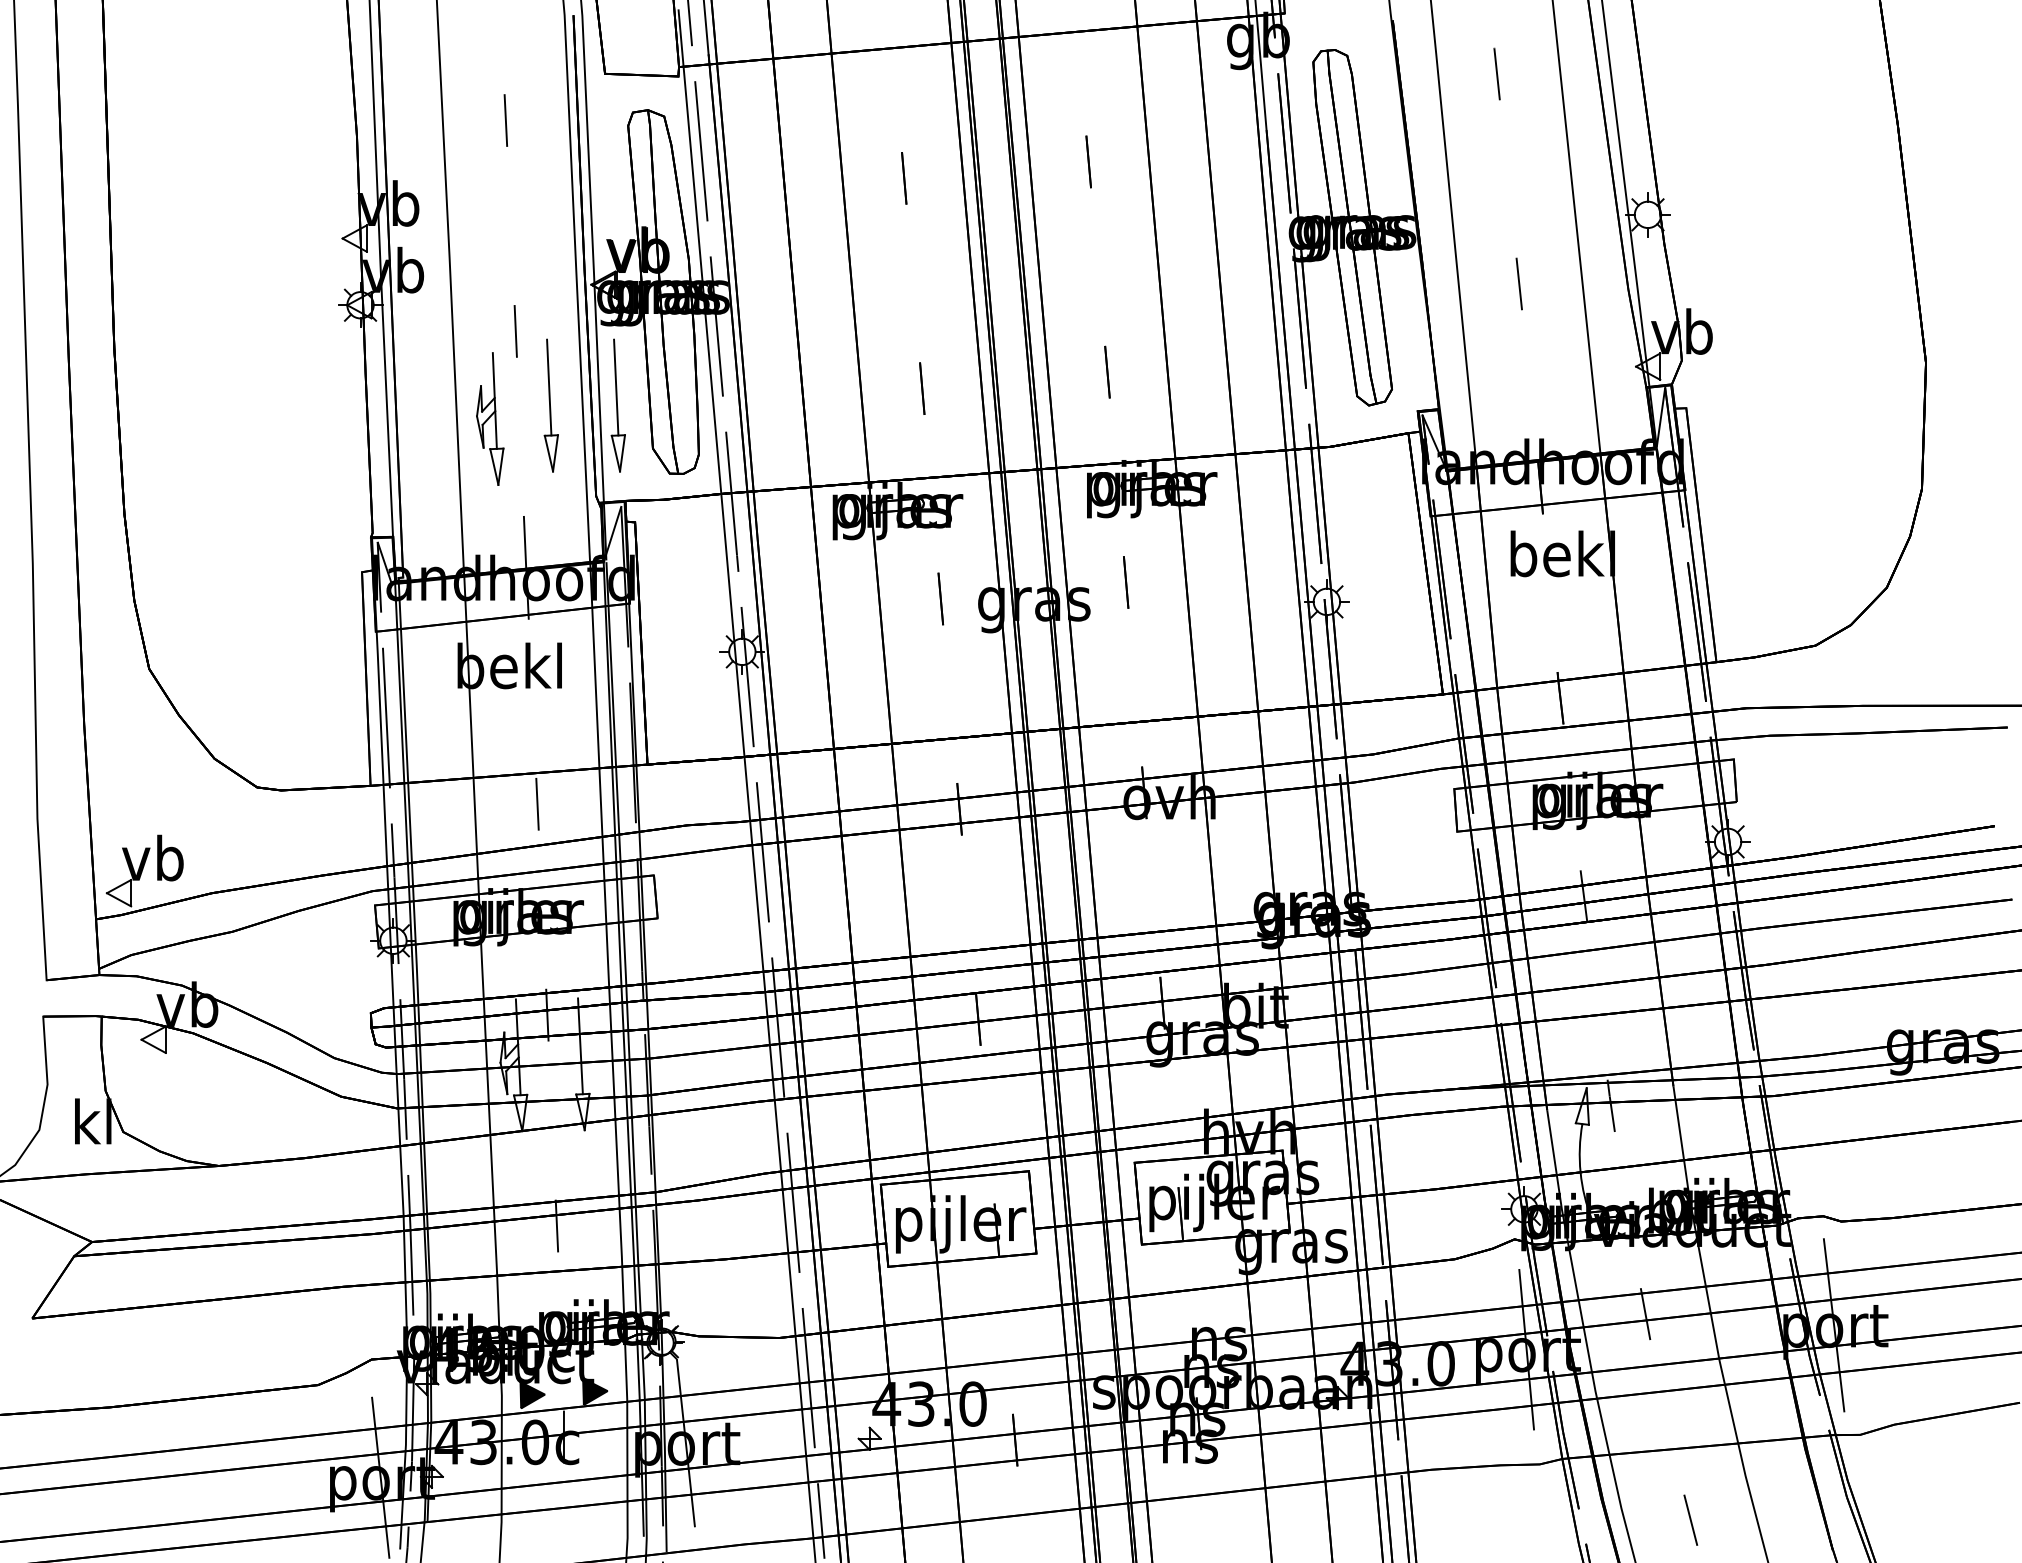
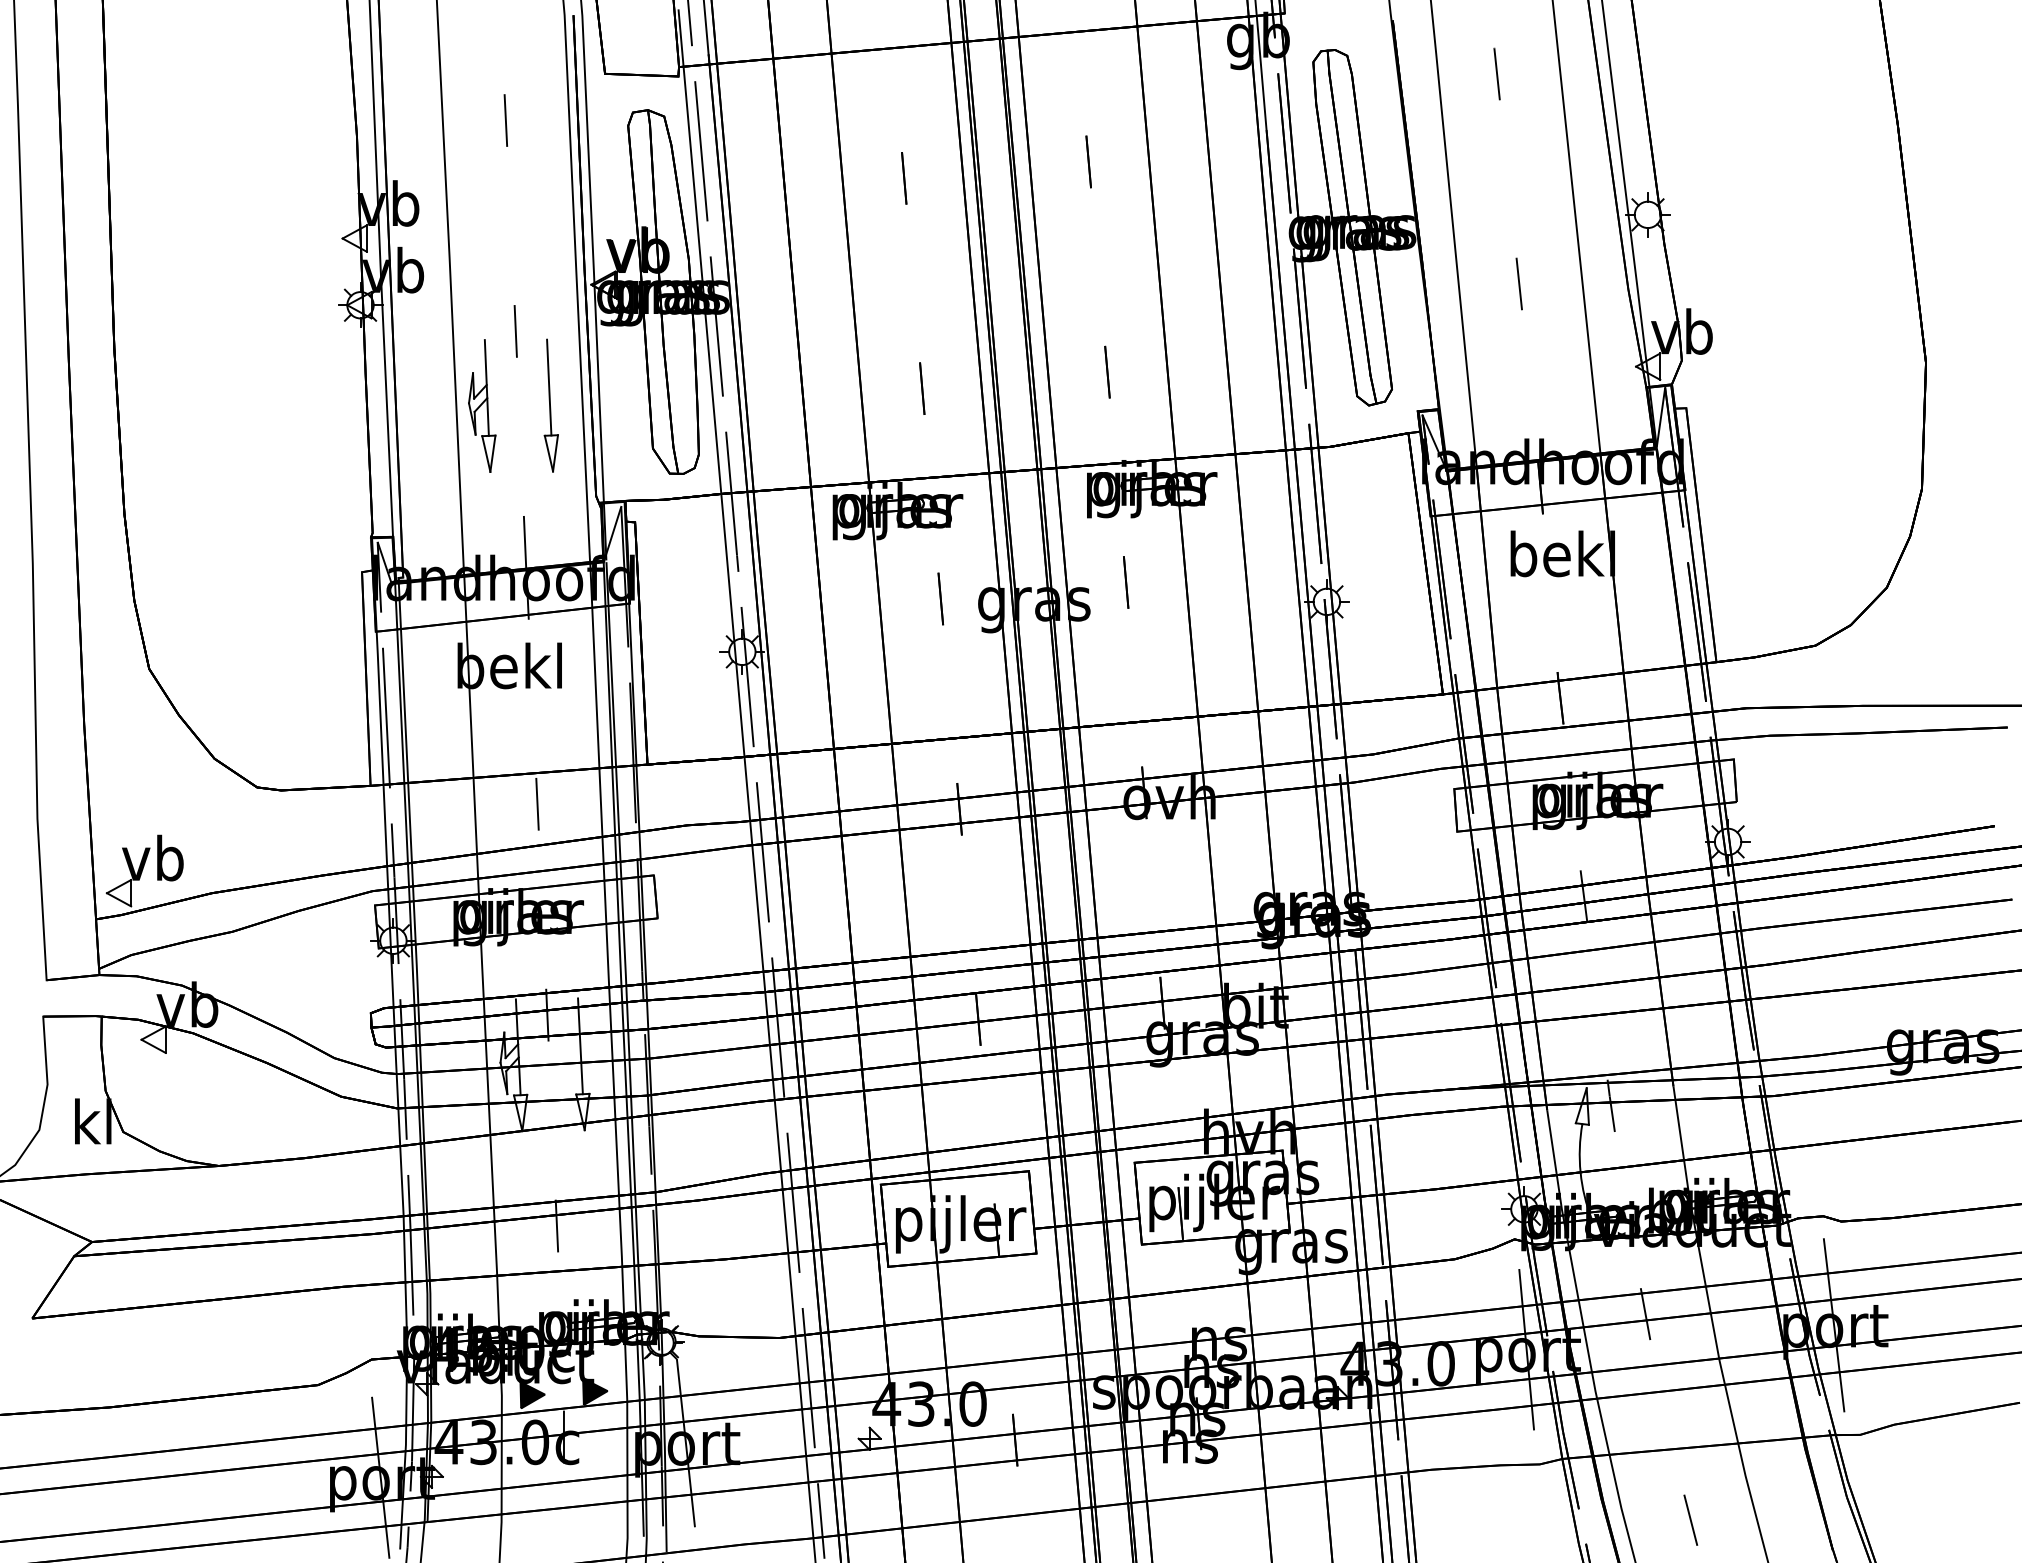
part: present -> none (617, 405)
part position: (490, 418) -> (482, 405) (482, 405)
